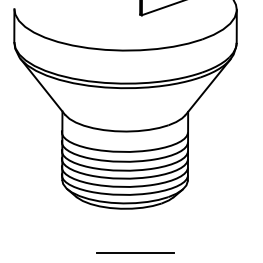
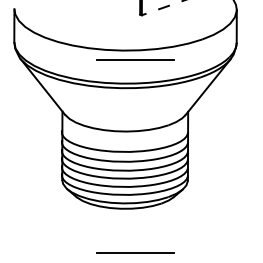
line: solid -> dashed (163, 7)
line: none -> present (135, 59)
